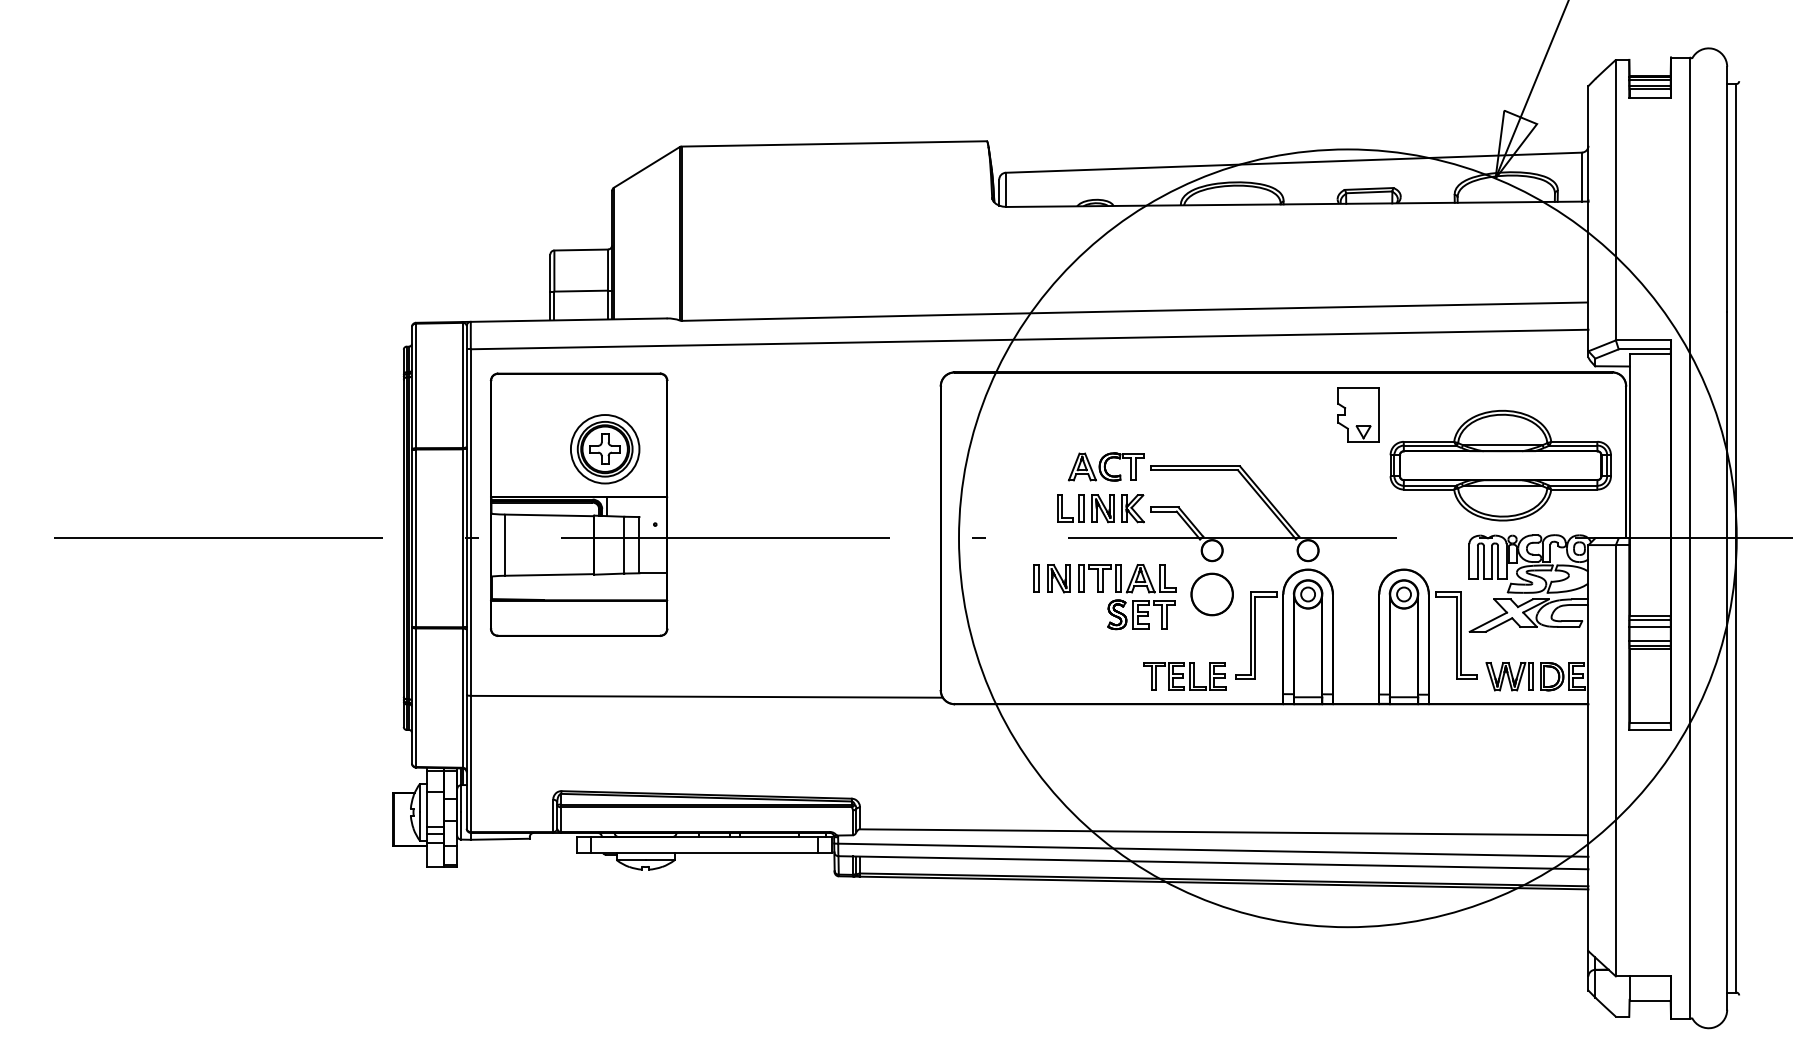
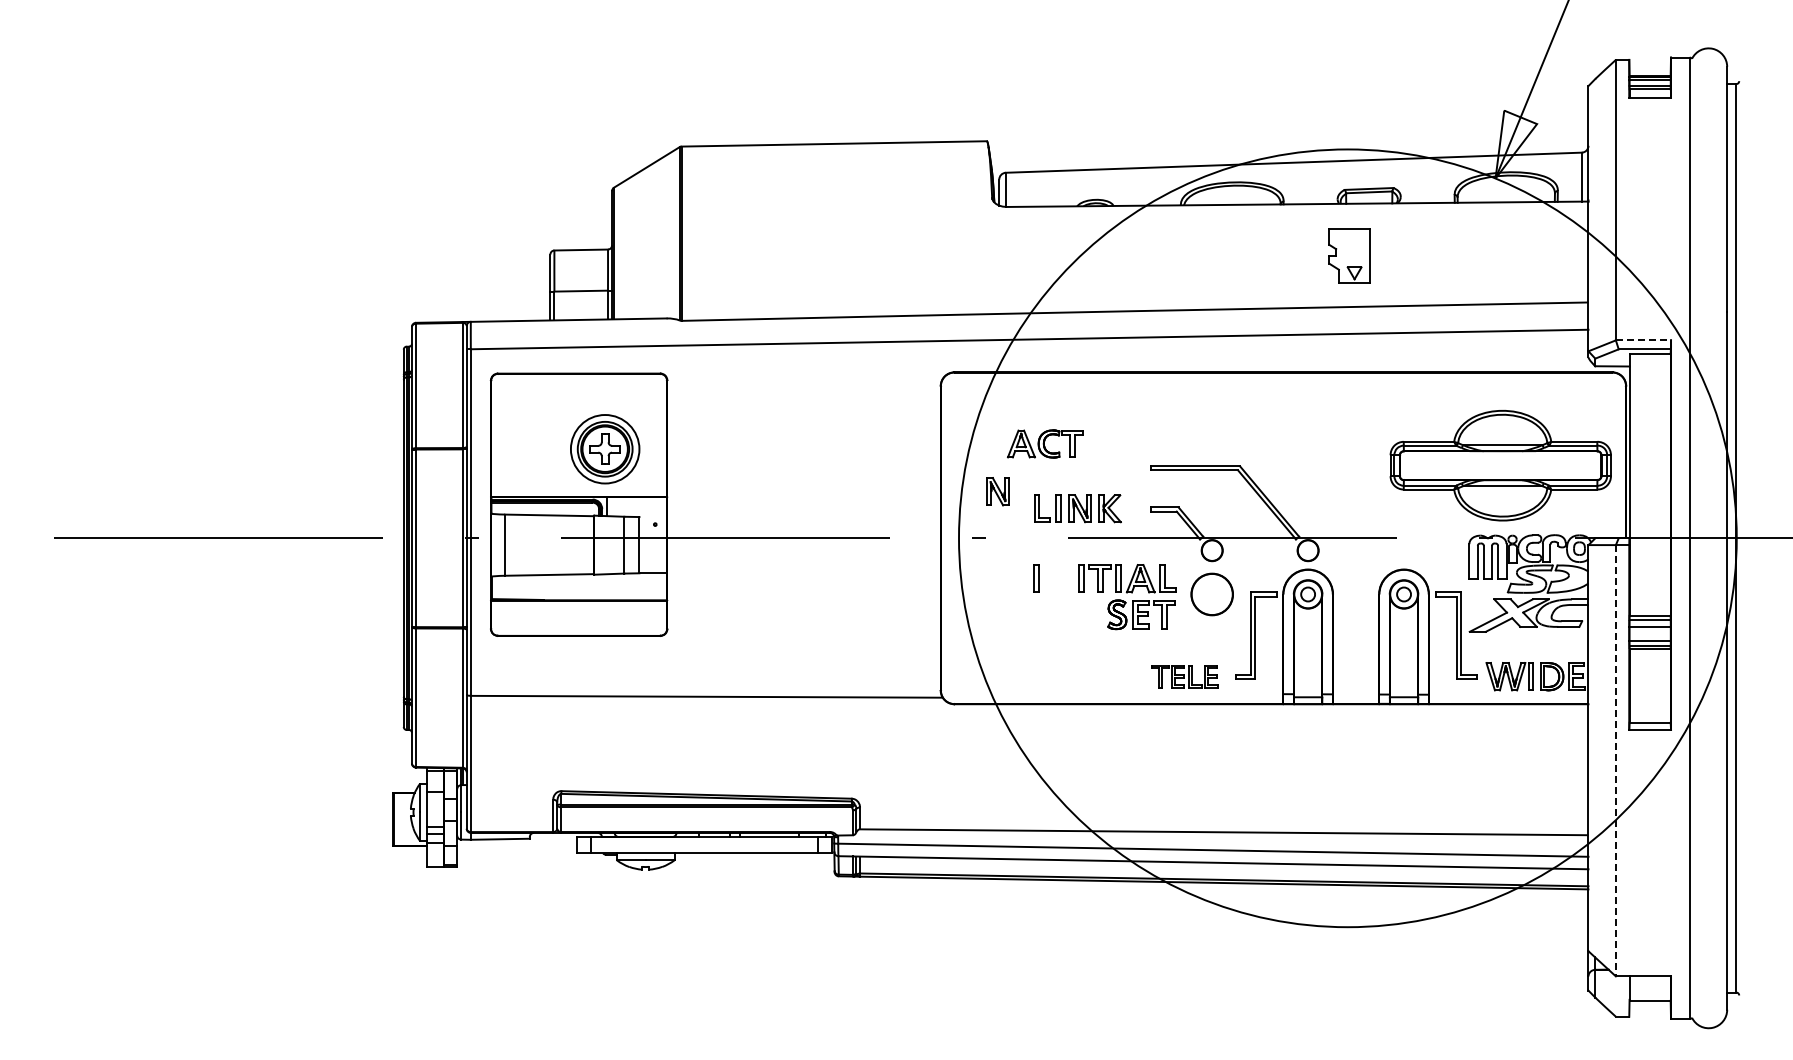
line: solid -> dashed (1643, 340)
part position: (1358, 414) -> (1349, 255) (1349, 255)
part position: (1106, 466) -> (1045, 443) (1045, 443)
part position: (1100, 508) -> (1077, 508) (1077, 508)
part position: (1058, 578) -> (997, 491) (997, 491)
part size: 84x29 px -> 68x24 px (1184, 676)
line: solid -> dashed (1615, 760)
